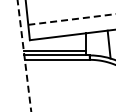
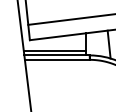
line: dashed -> solid (71, 19)
line: dashed -> solid (24, 55)
